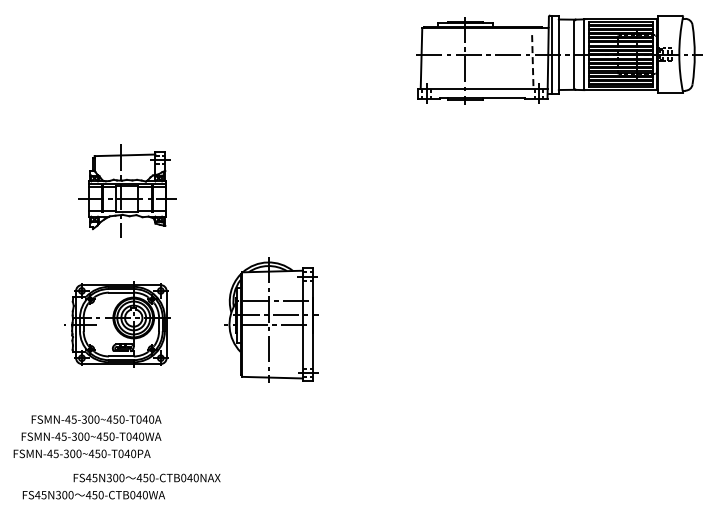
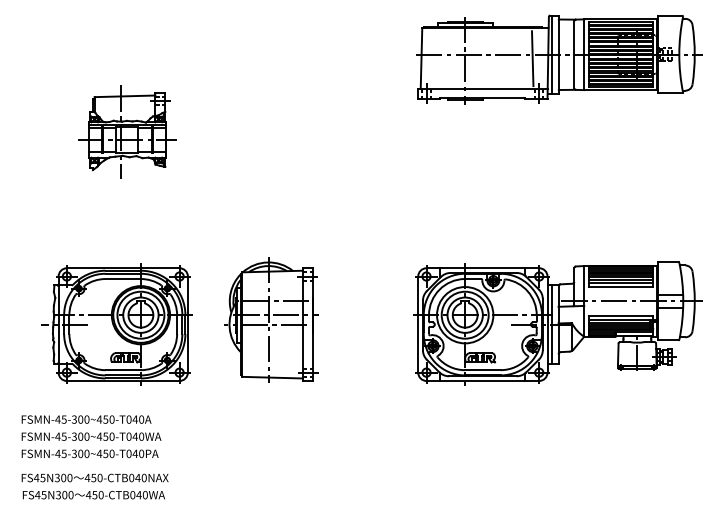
line: dashed -> solid (532, 58)
part position: (127, 190) -> (127, 131) (127, 131)
part: none -> present (557, 323)
part size: 107x87 px -> 152x123 px (116, 324)
text position: (96, 419) -> (86, 419) (86, 419)
text position: (81, 453) -> (89, 453) (89, 453)
text position: (146, 477) -> (94, 477) (94, 477)
